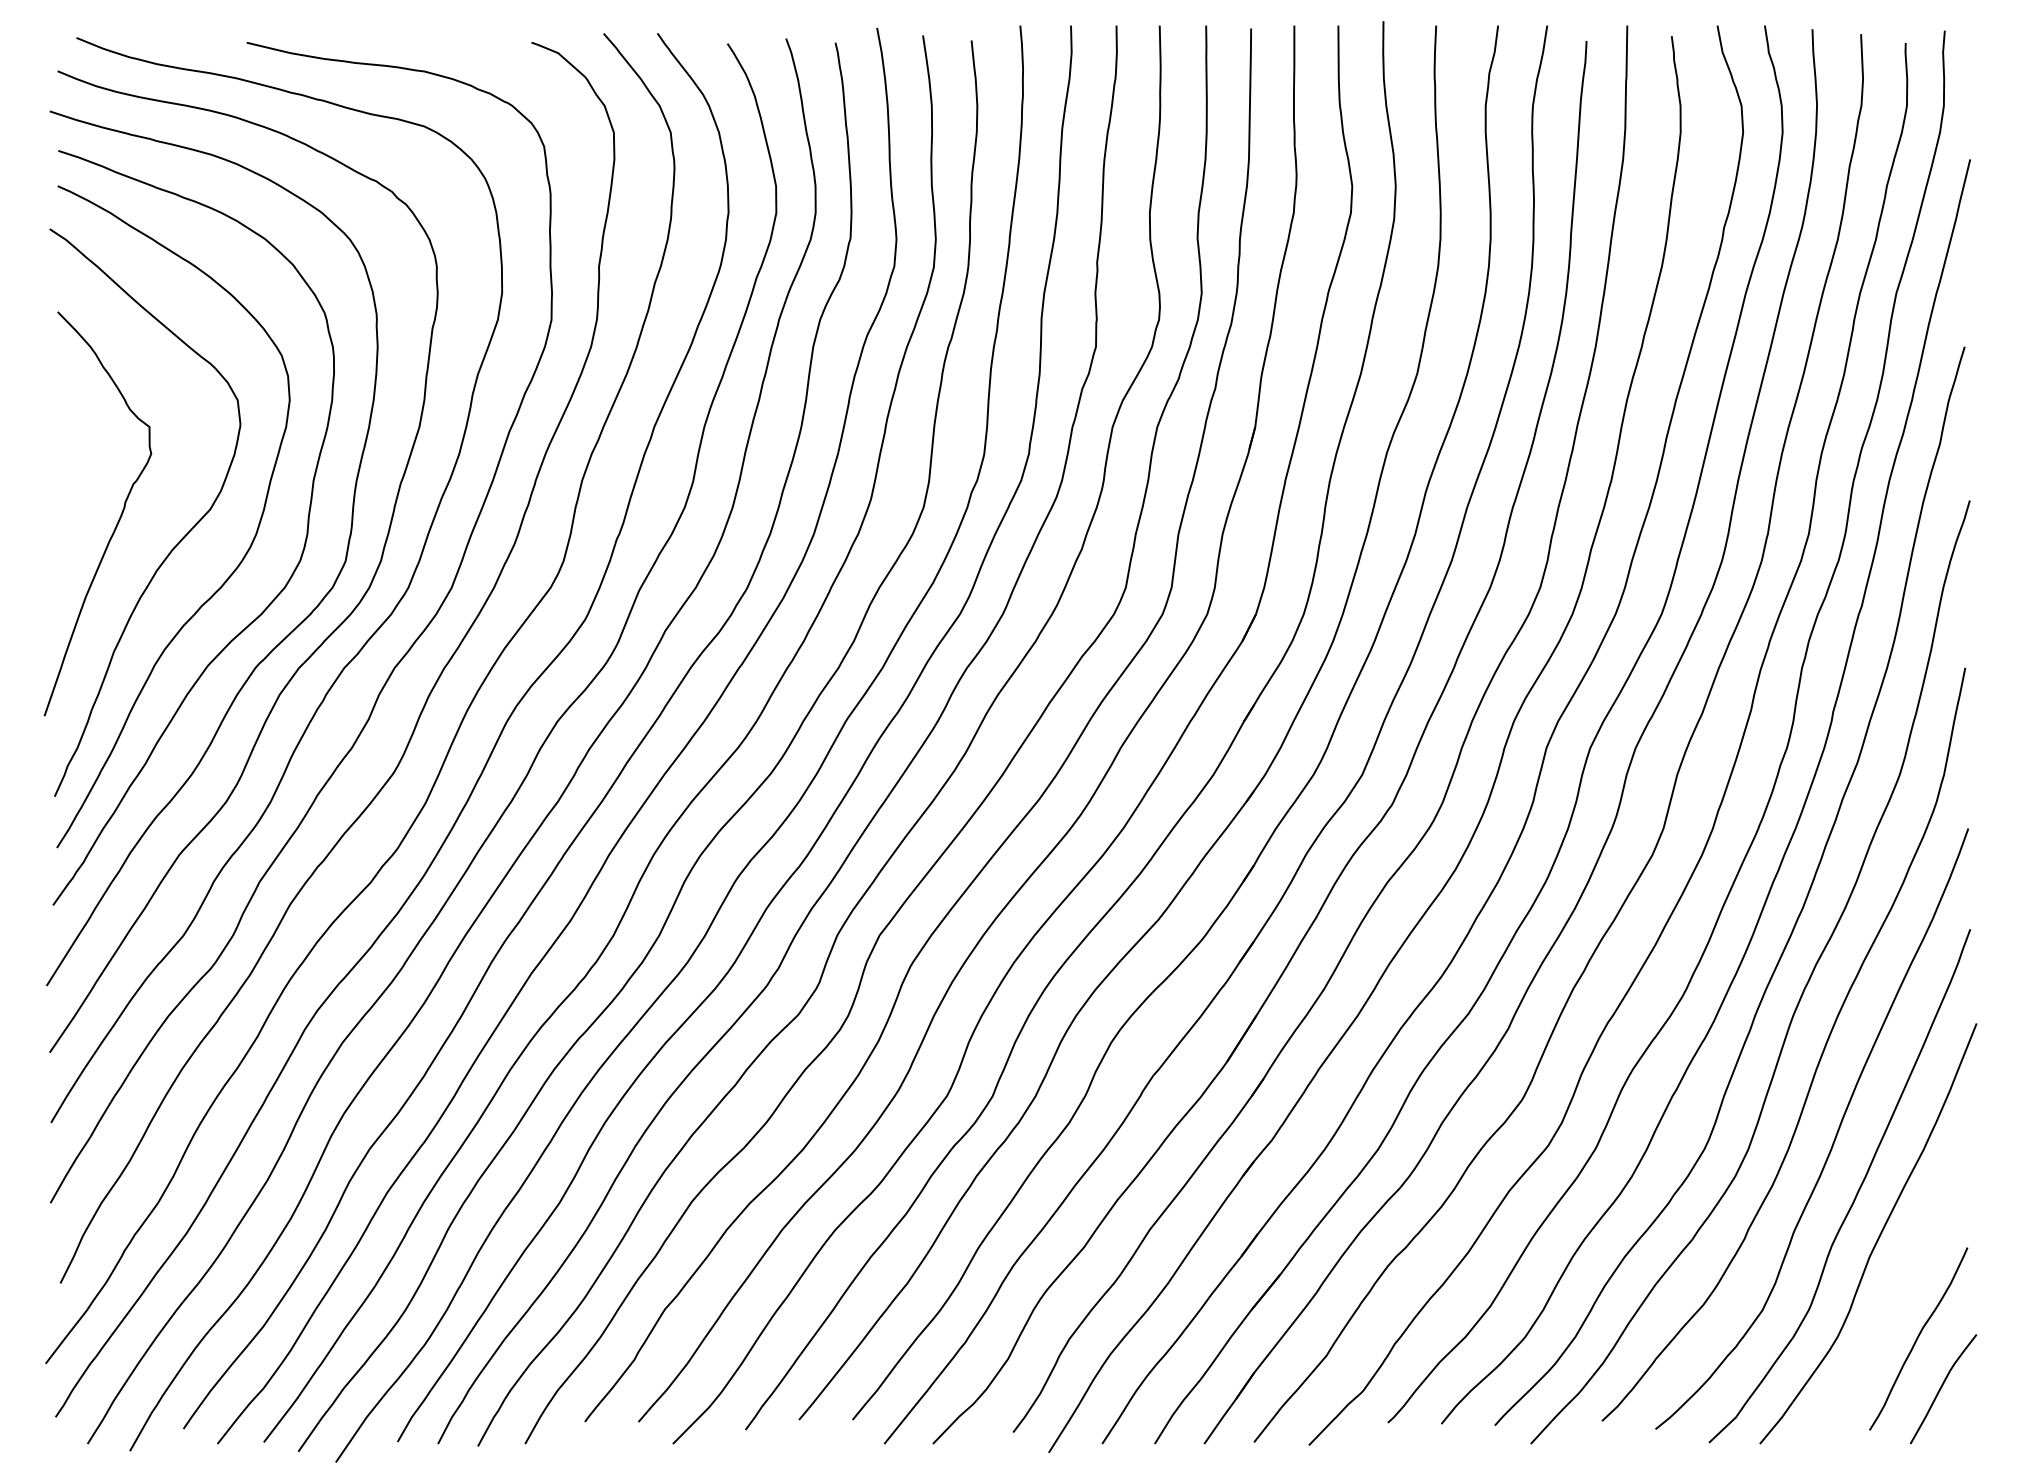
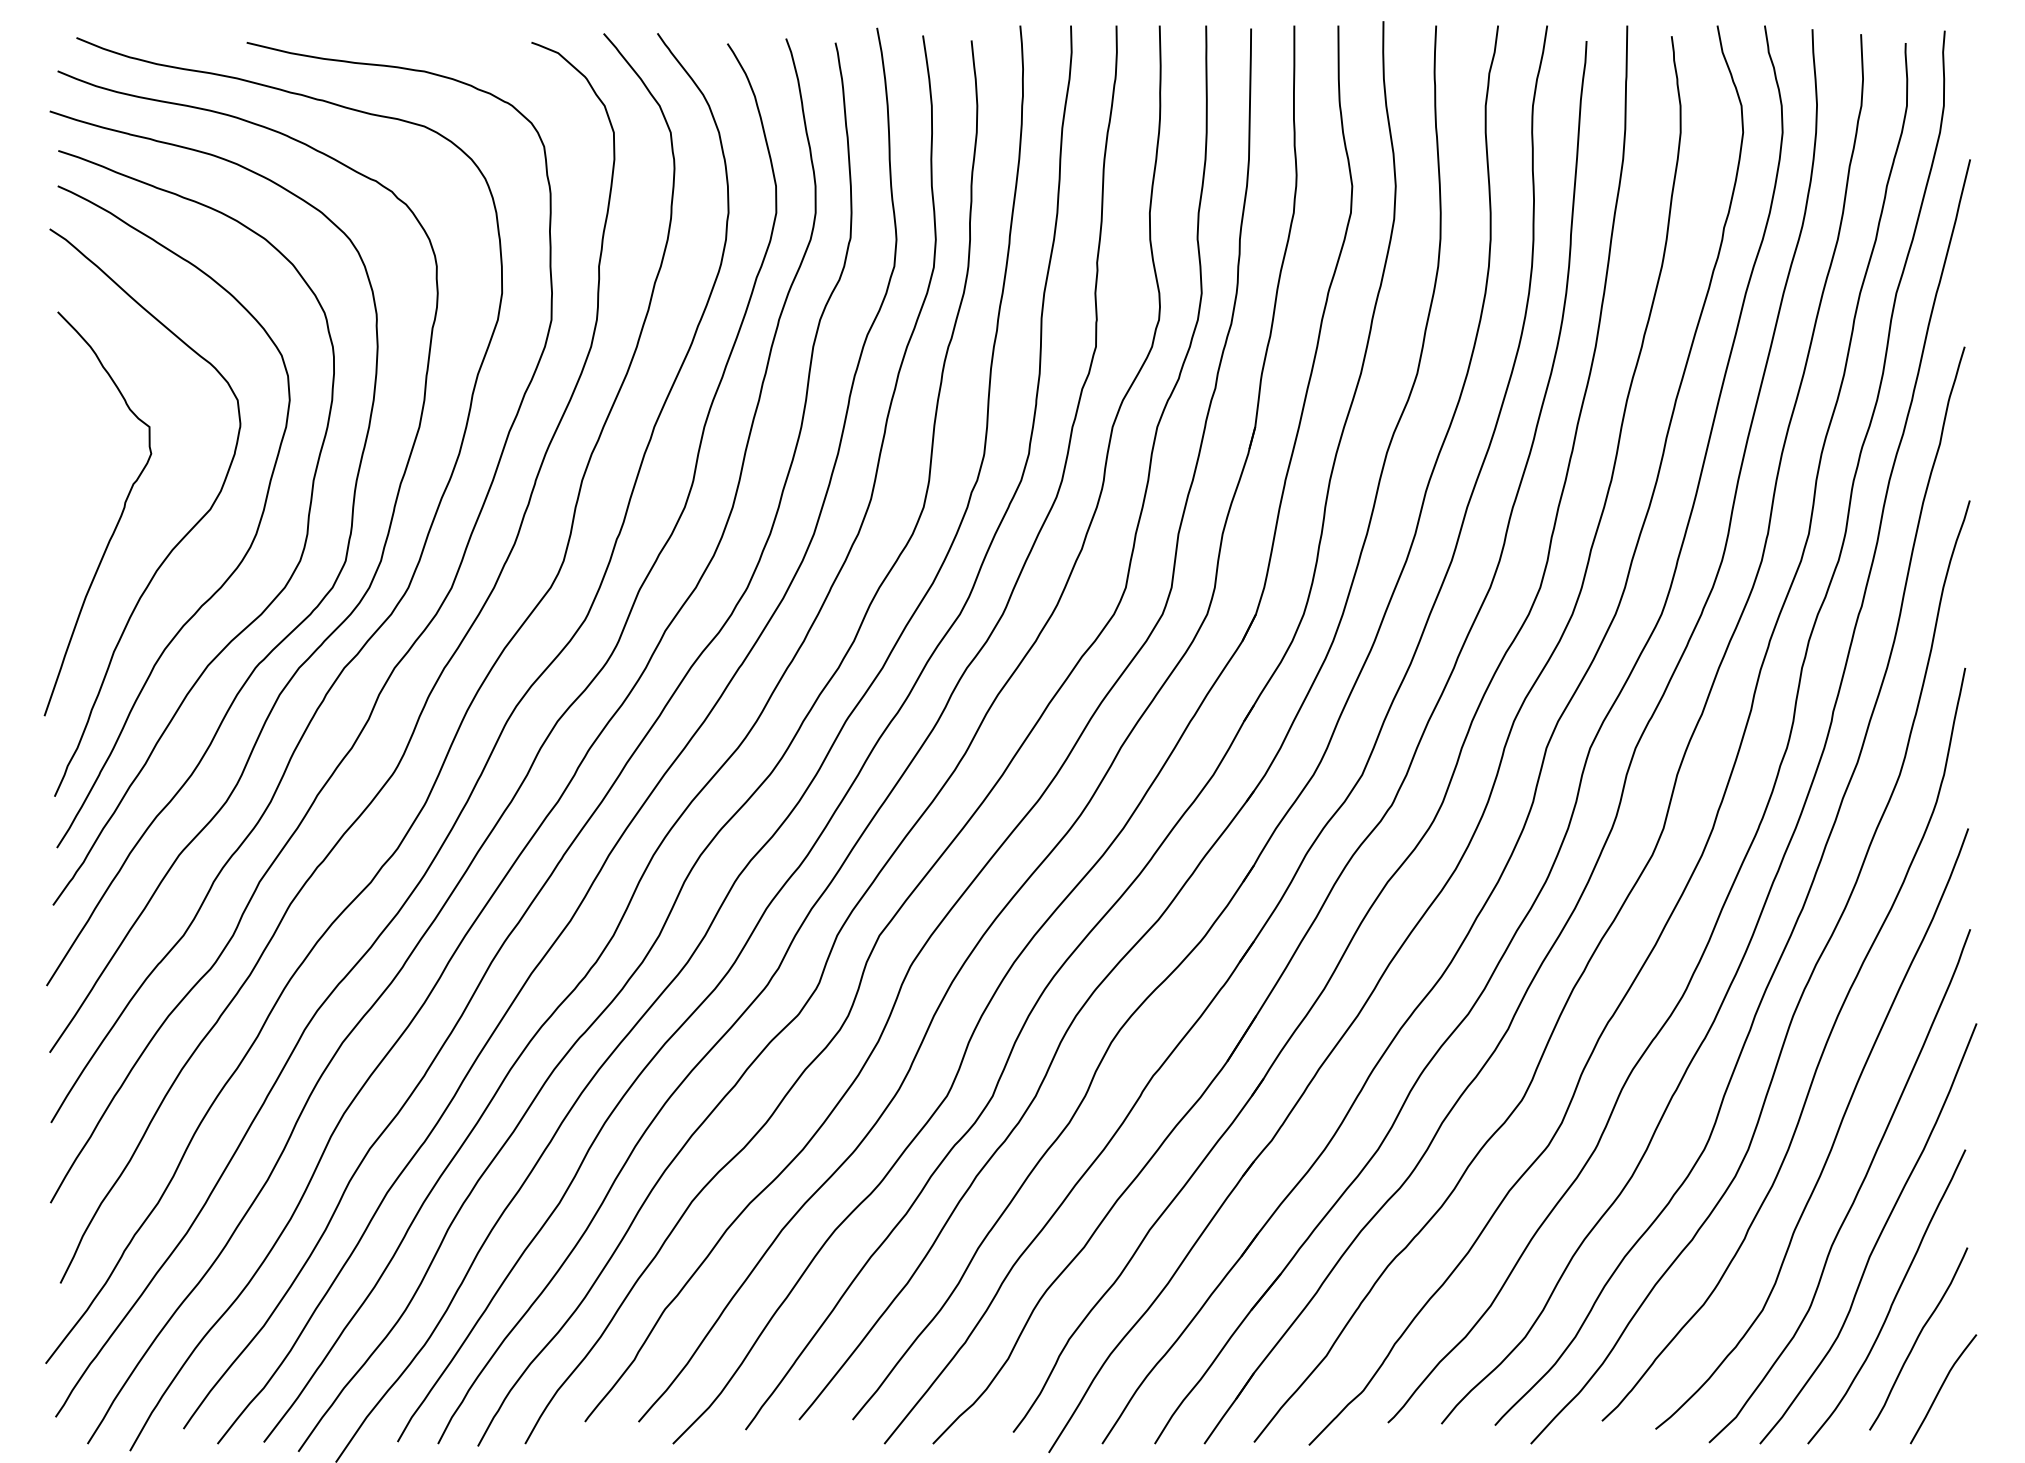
curve: none -> present (1892, 1300)
